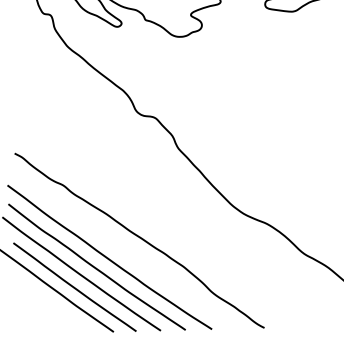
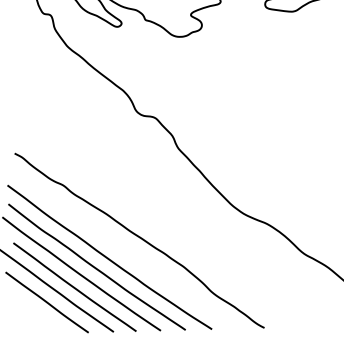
line: none -> present (46, 302)
